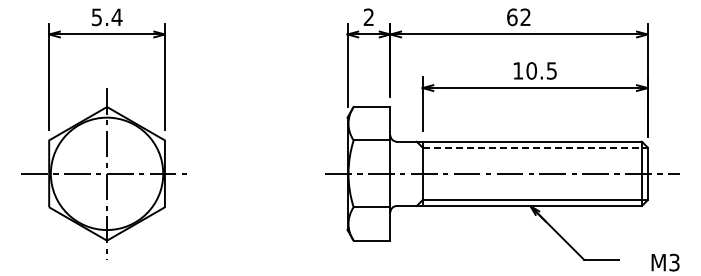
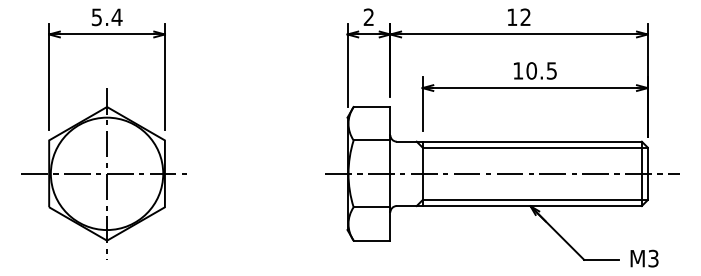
text: 62 -> 12 (512, 17)
line: dashed -> solid (535, 147)
text position: (665, 262) -> (644, 258) (644, 258)
